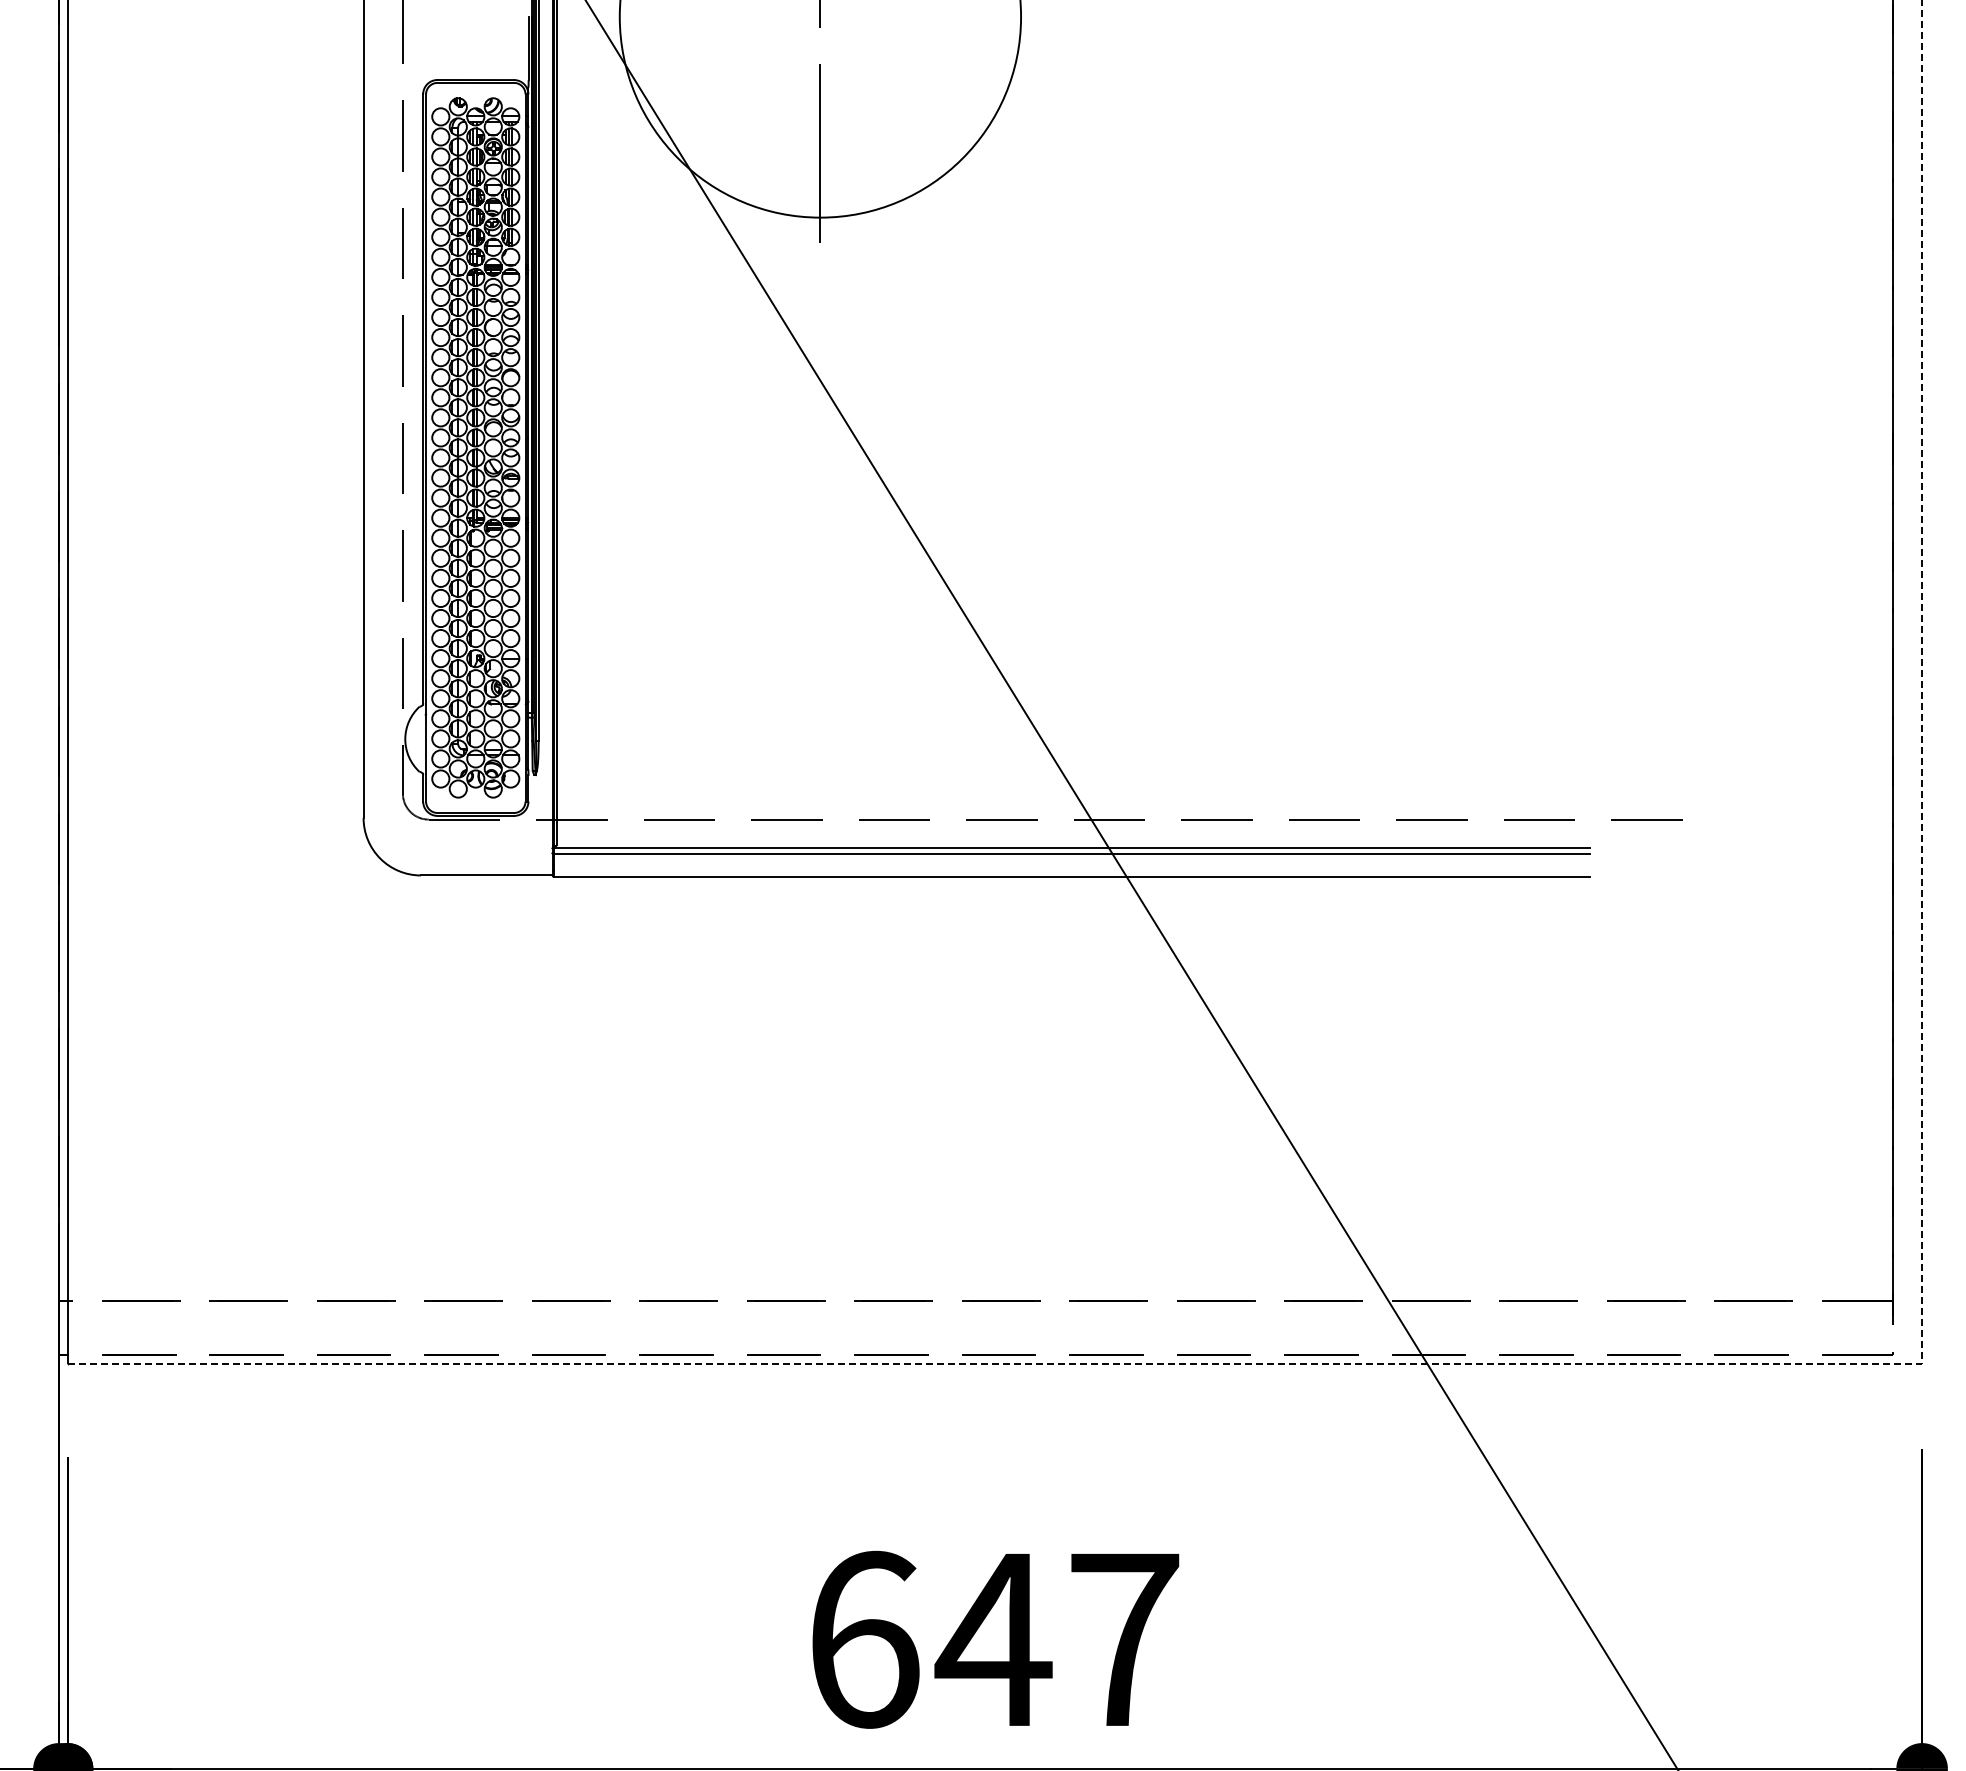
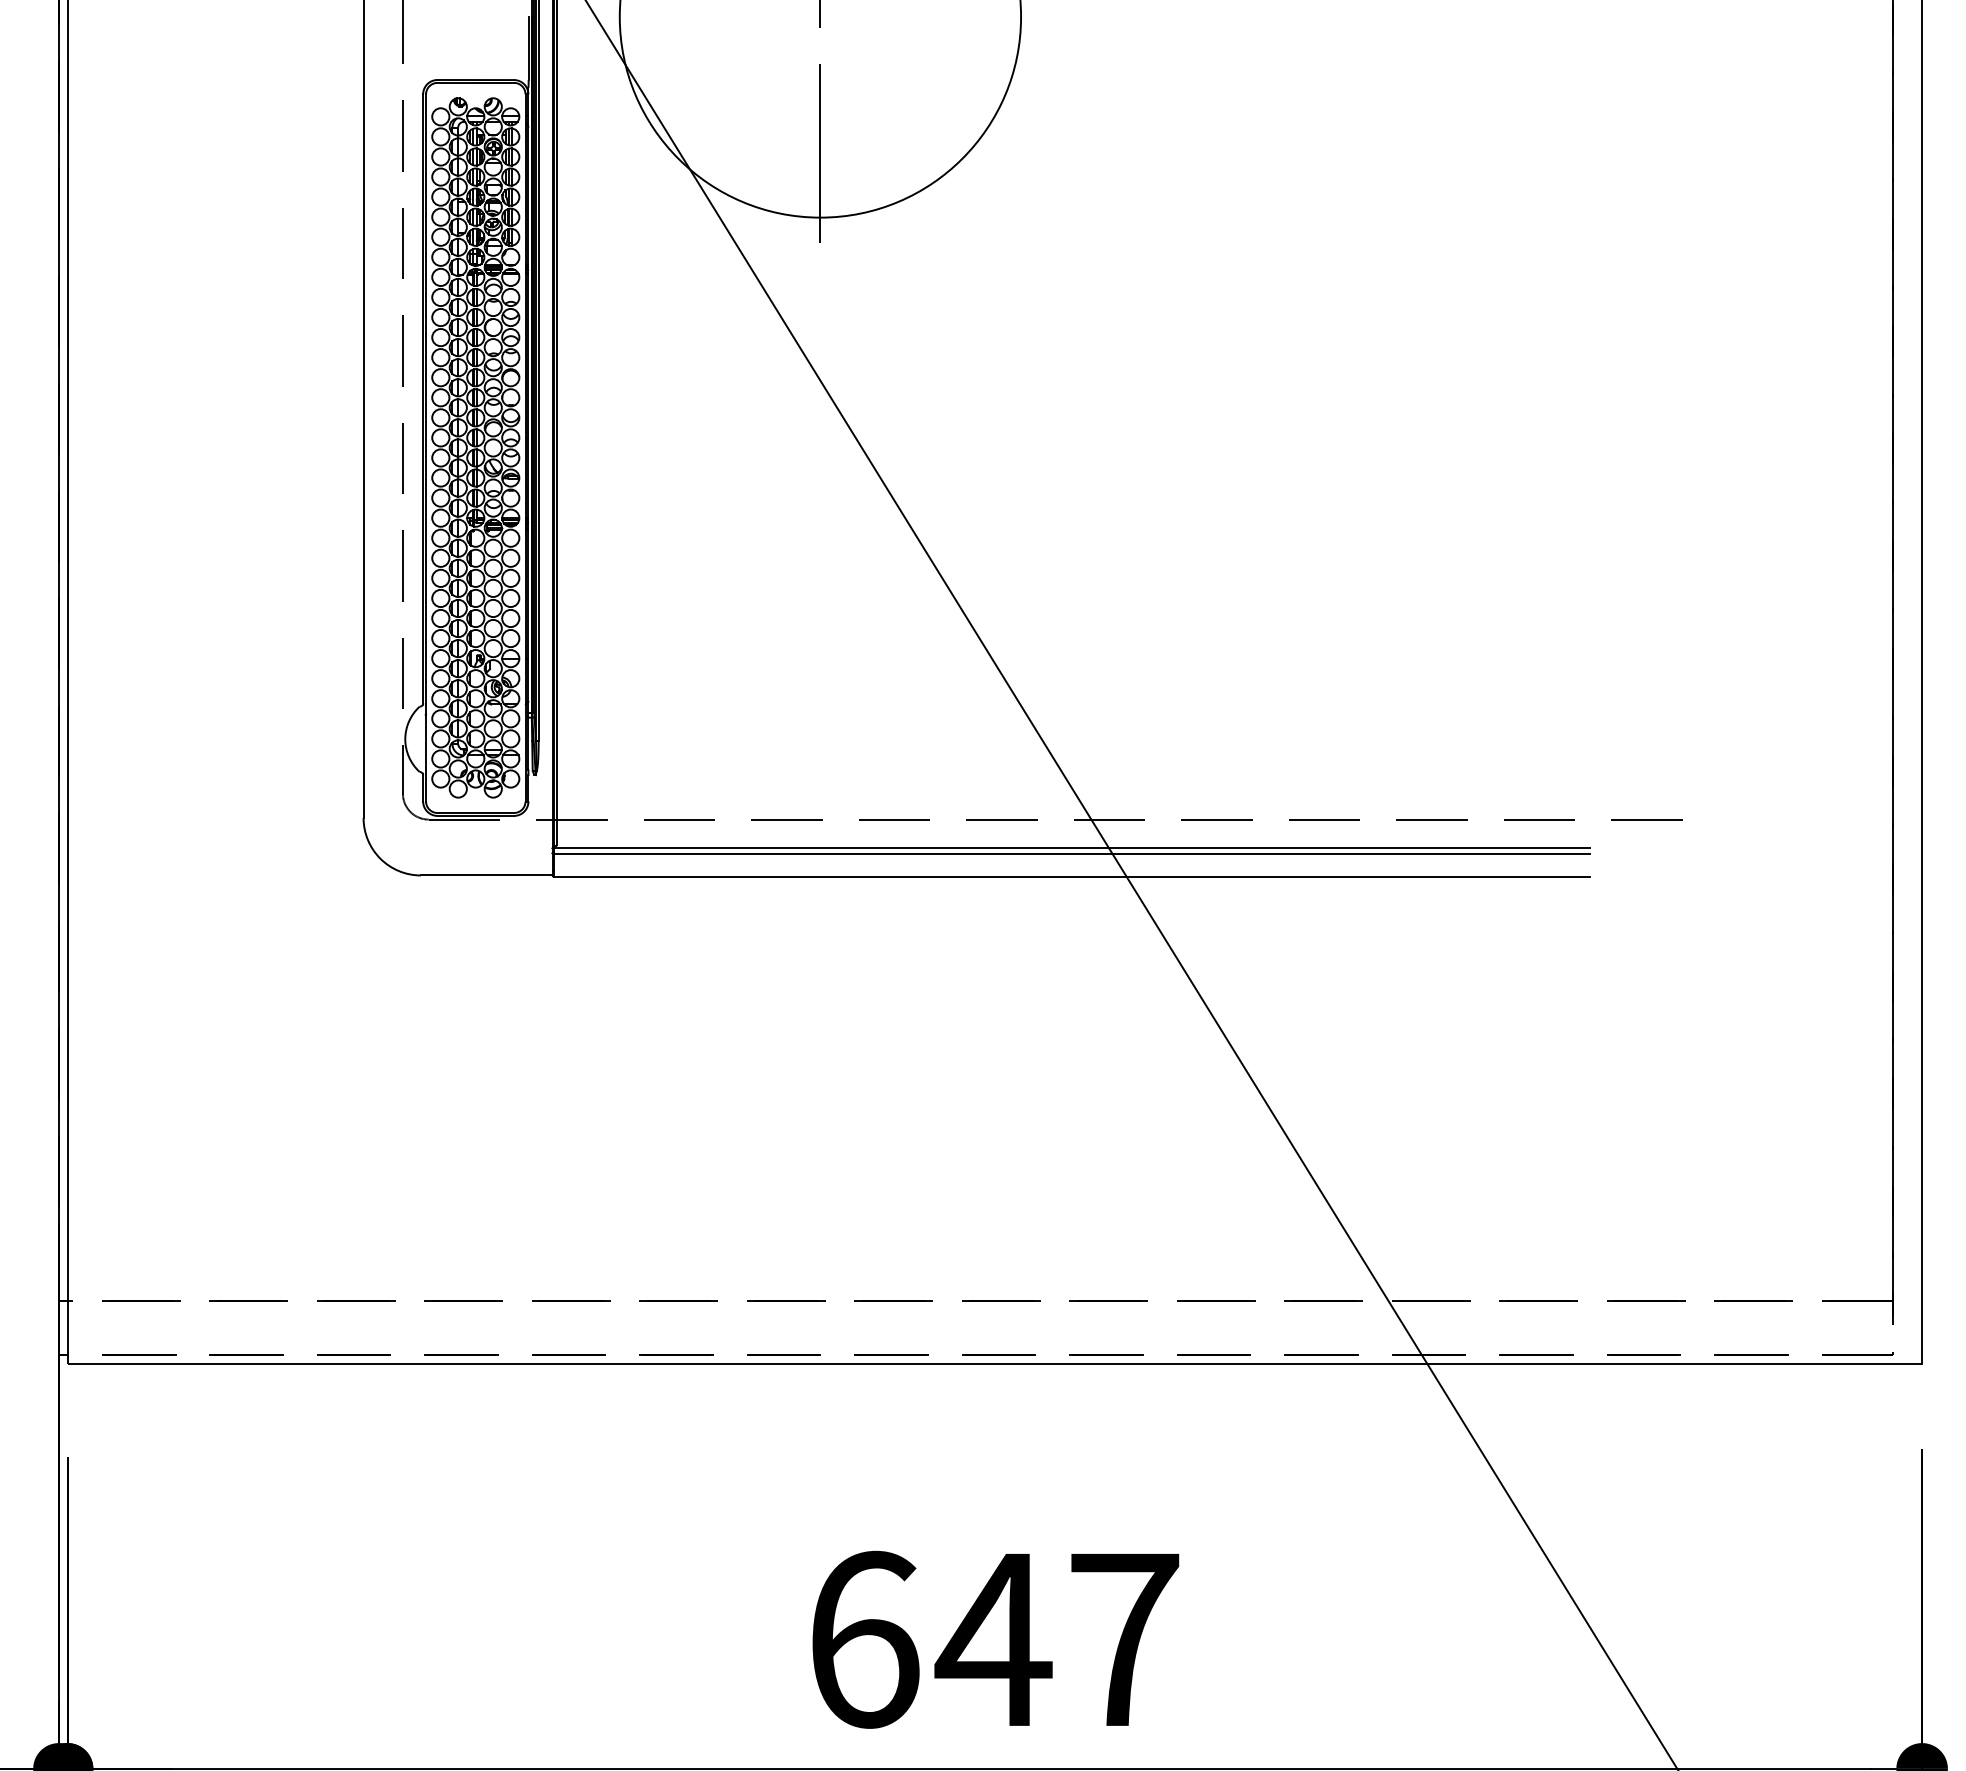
line: dashed -> solid (1676, 1363)
